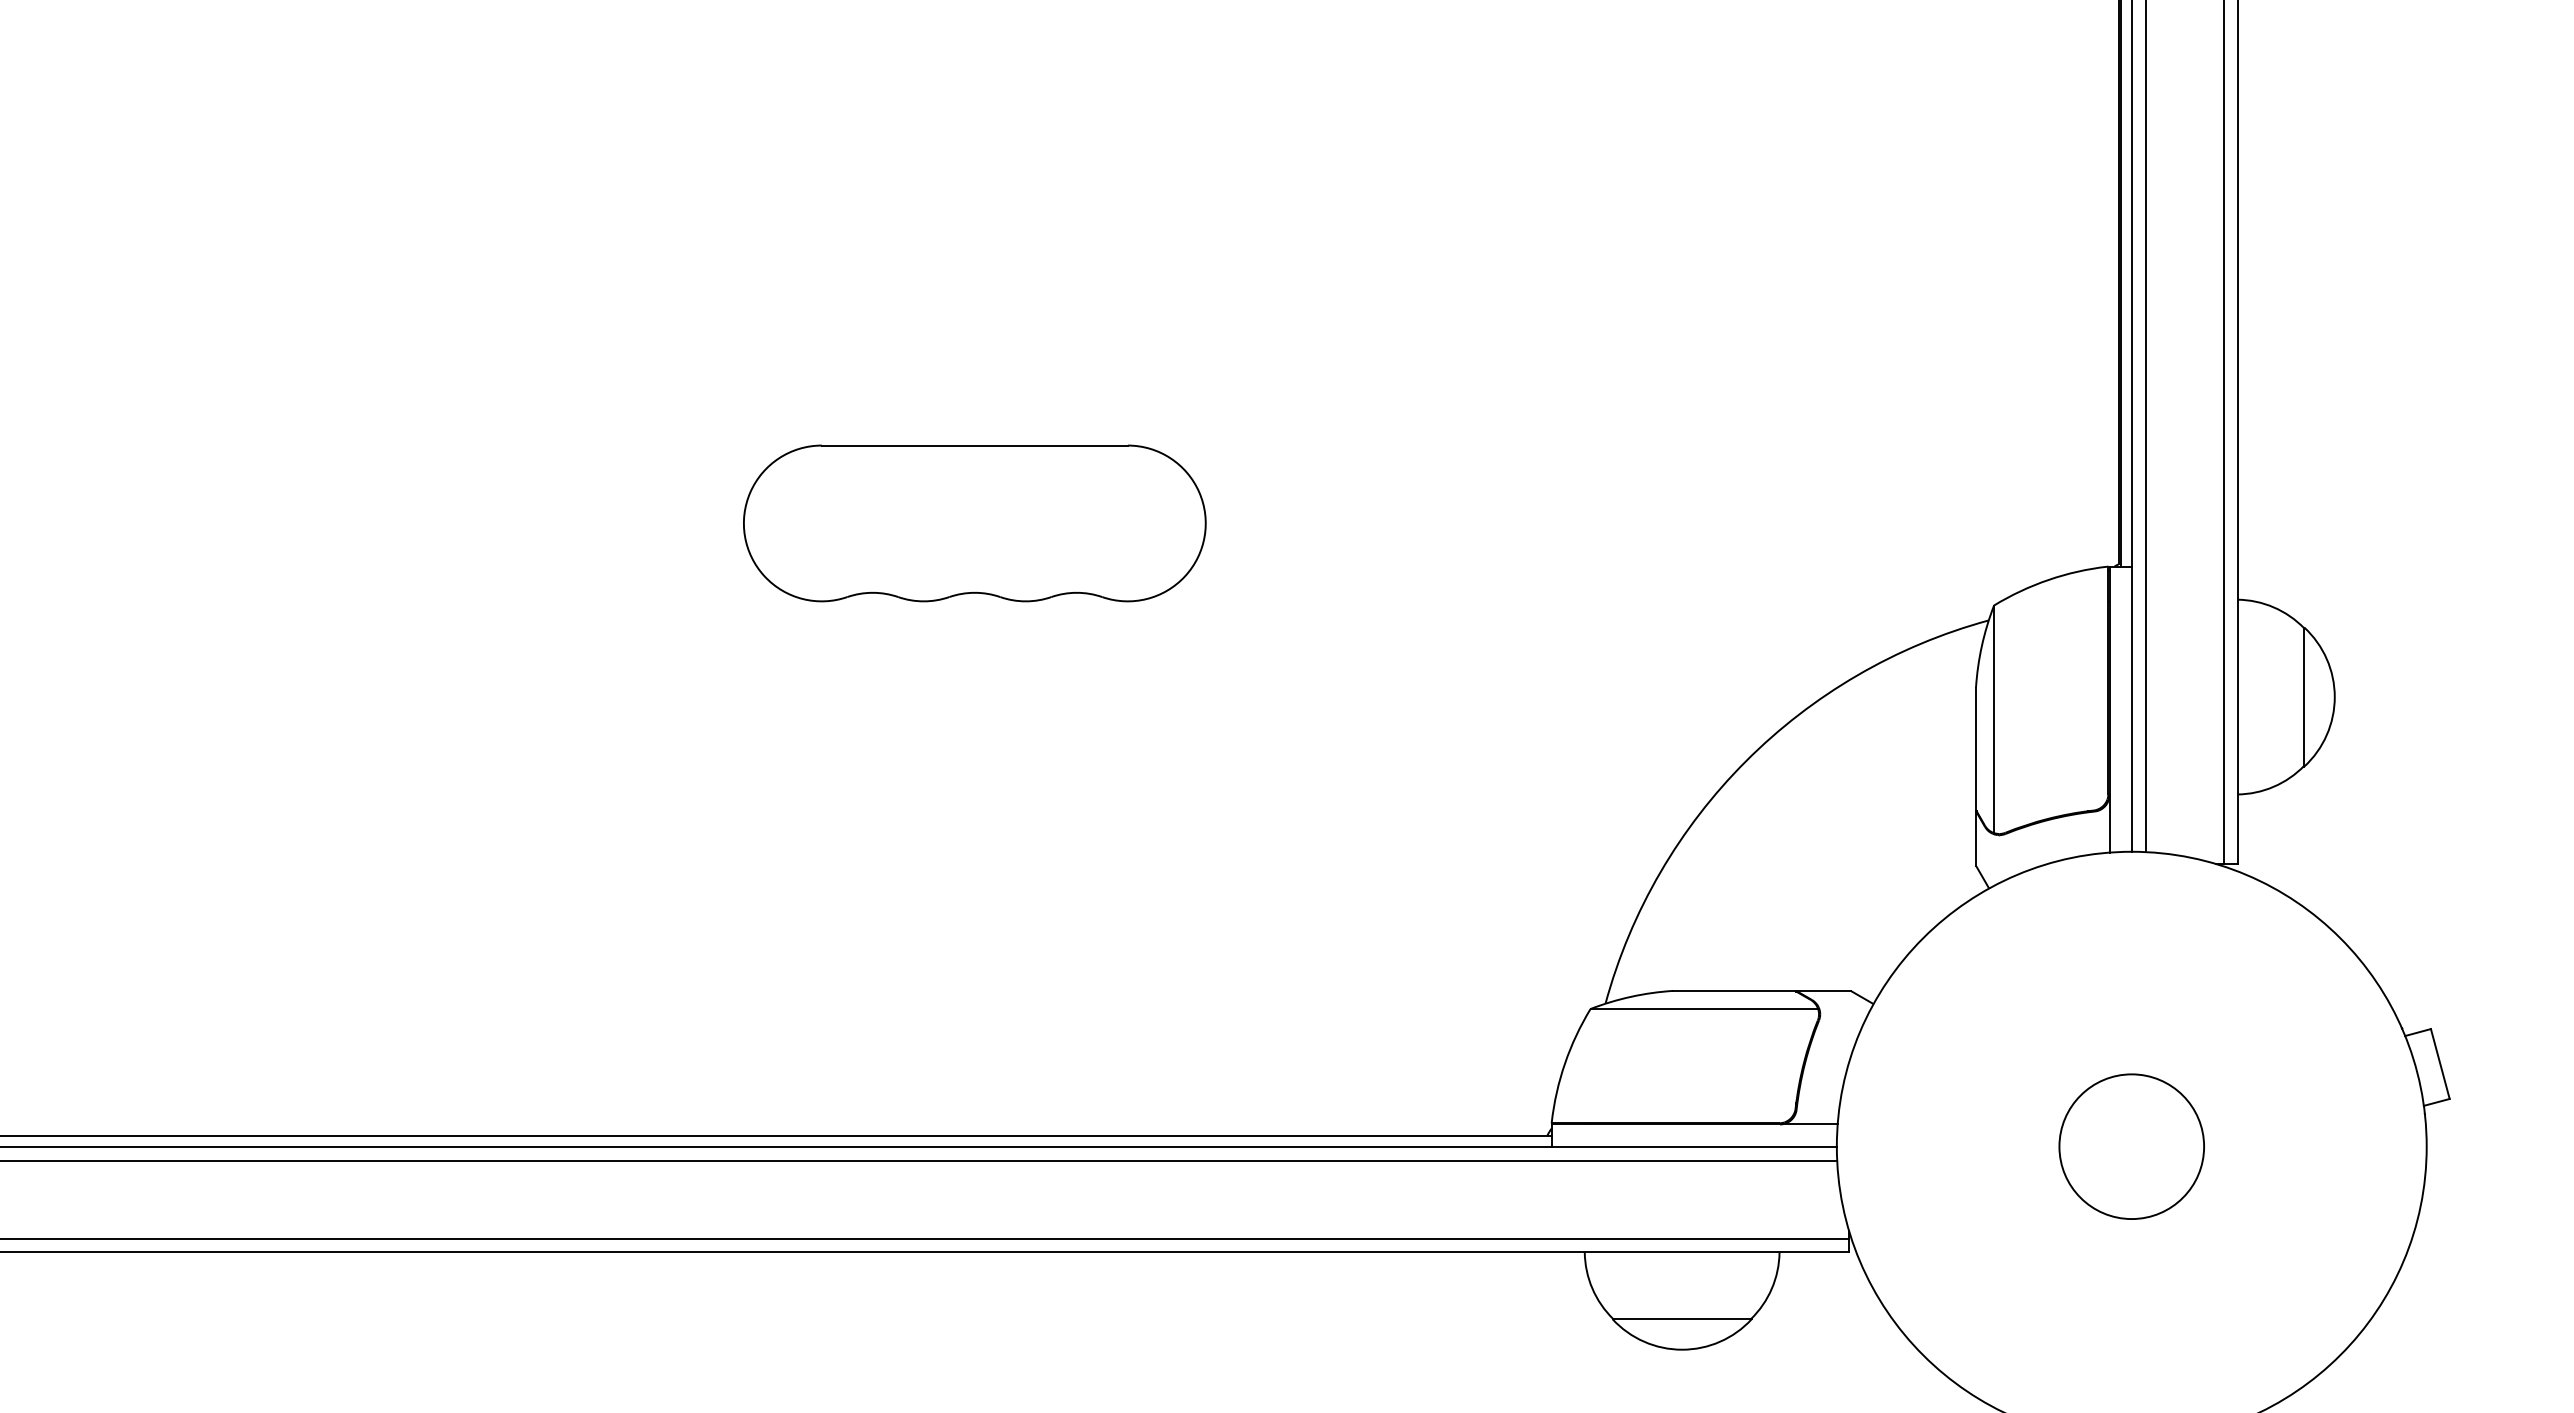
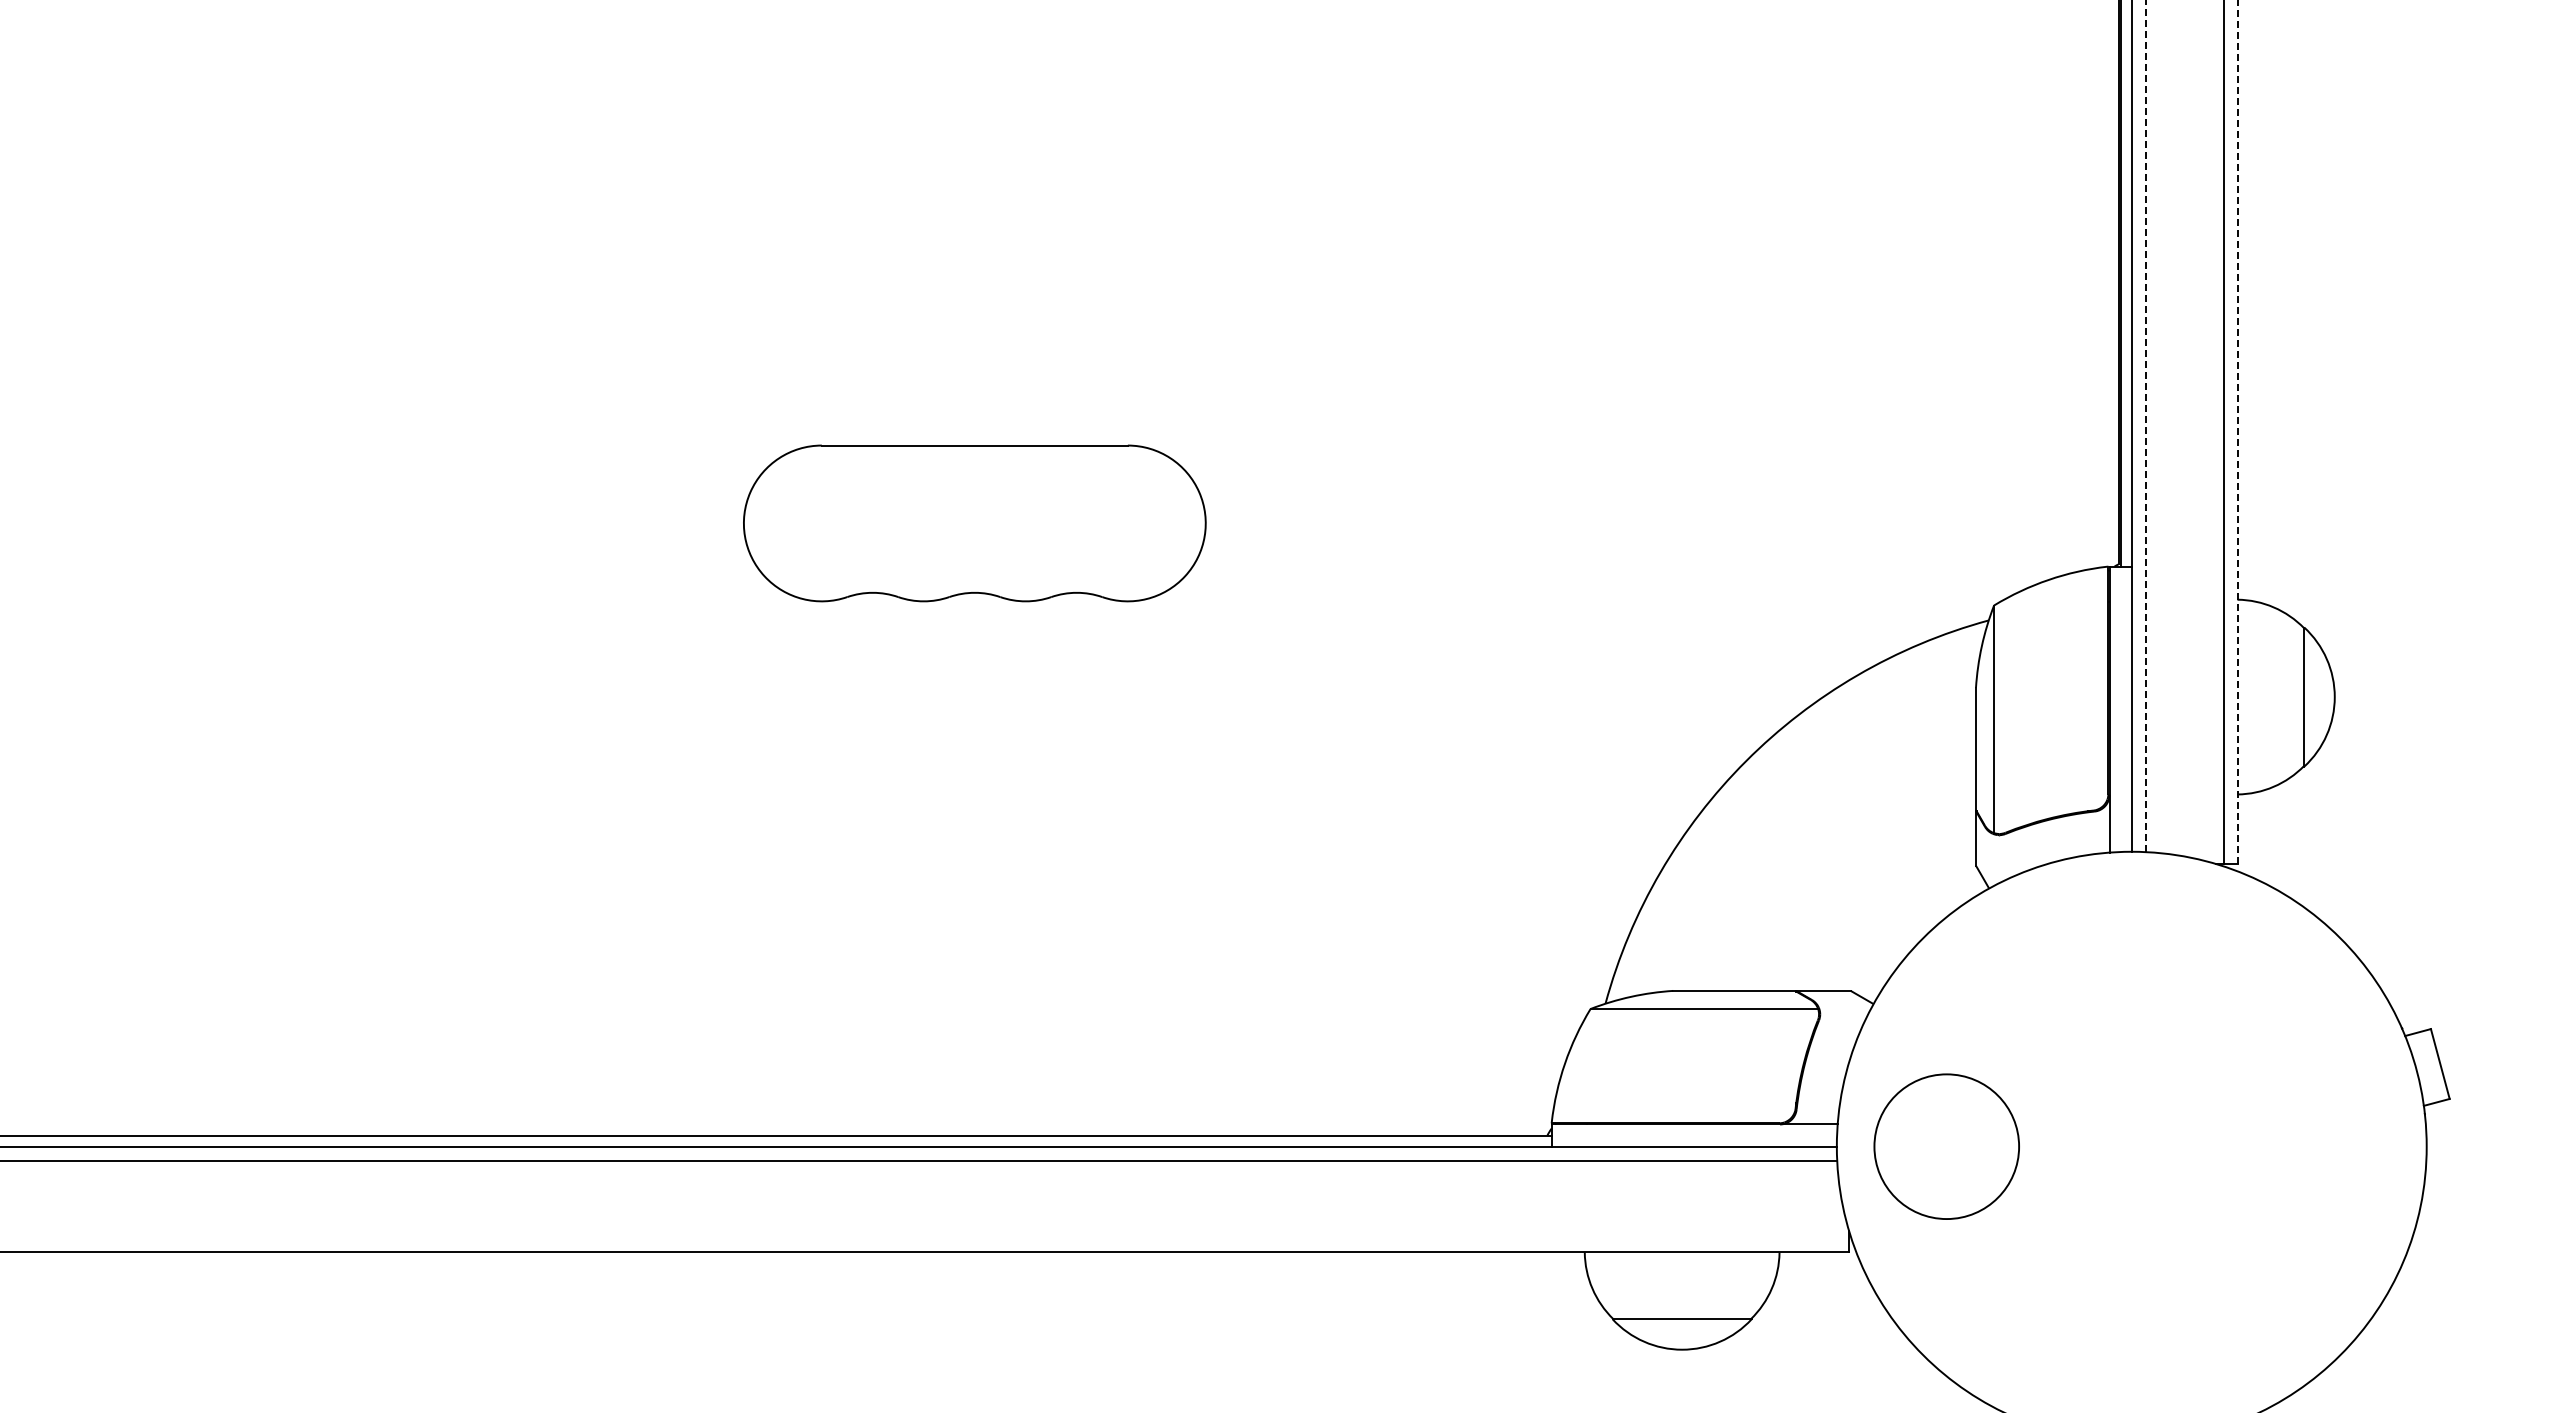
line: solid -> dashed (2145, 426)
line: solid -> dashed (2237, 432)
circle position: (2131, 1146) -> (1946, 1146) (1946, 1146)
line: present -> none (925, 1238)
